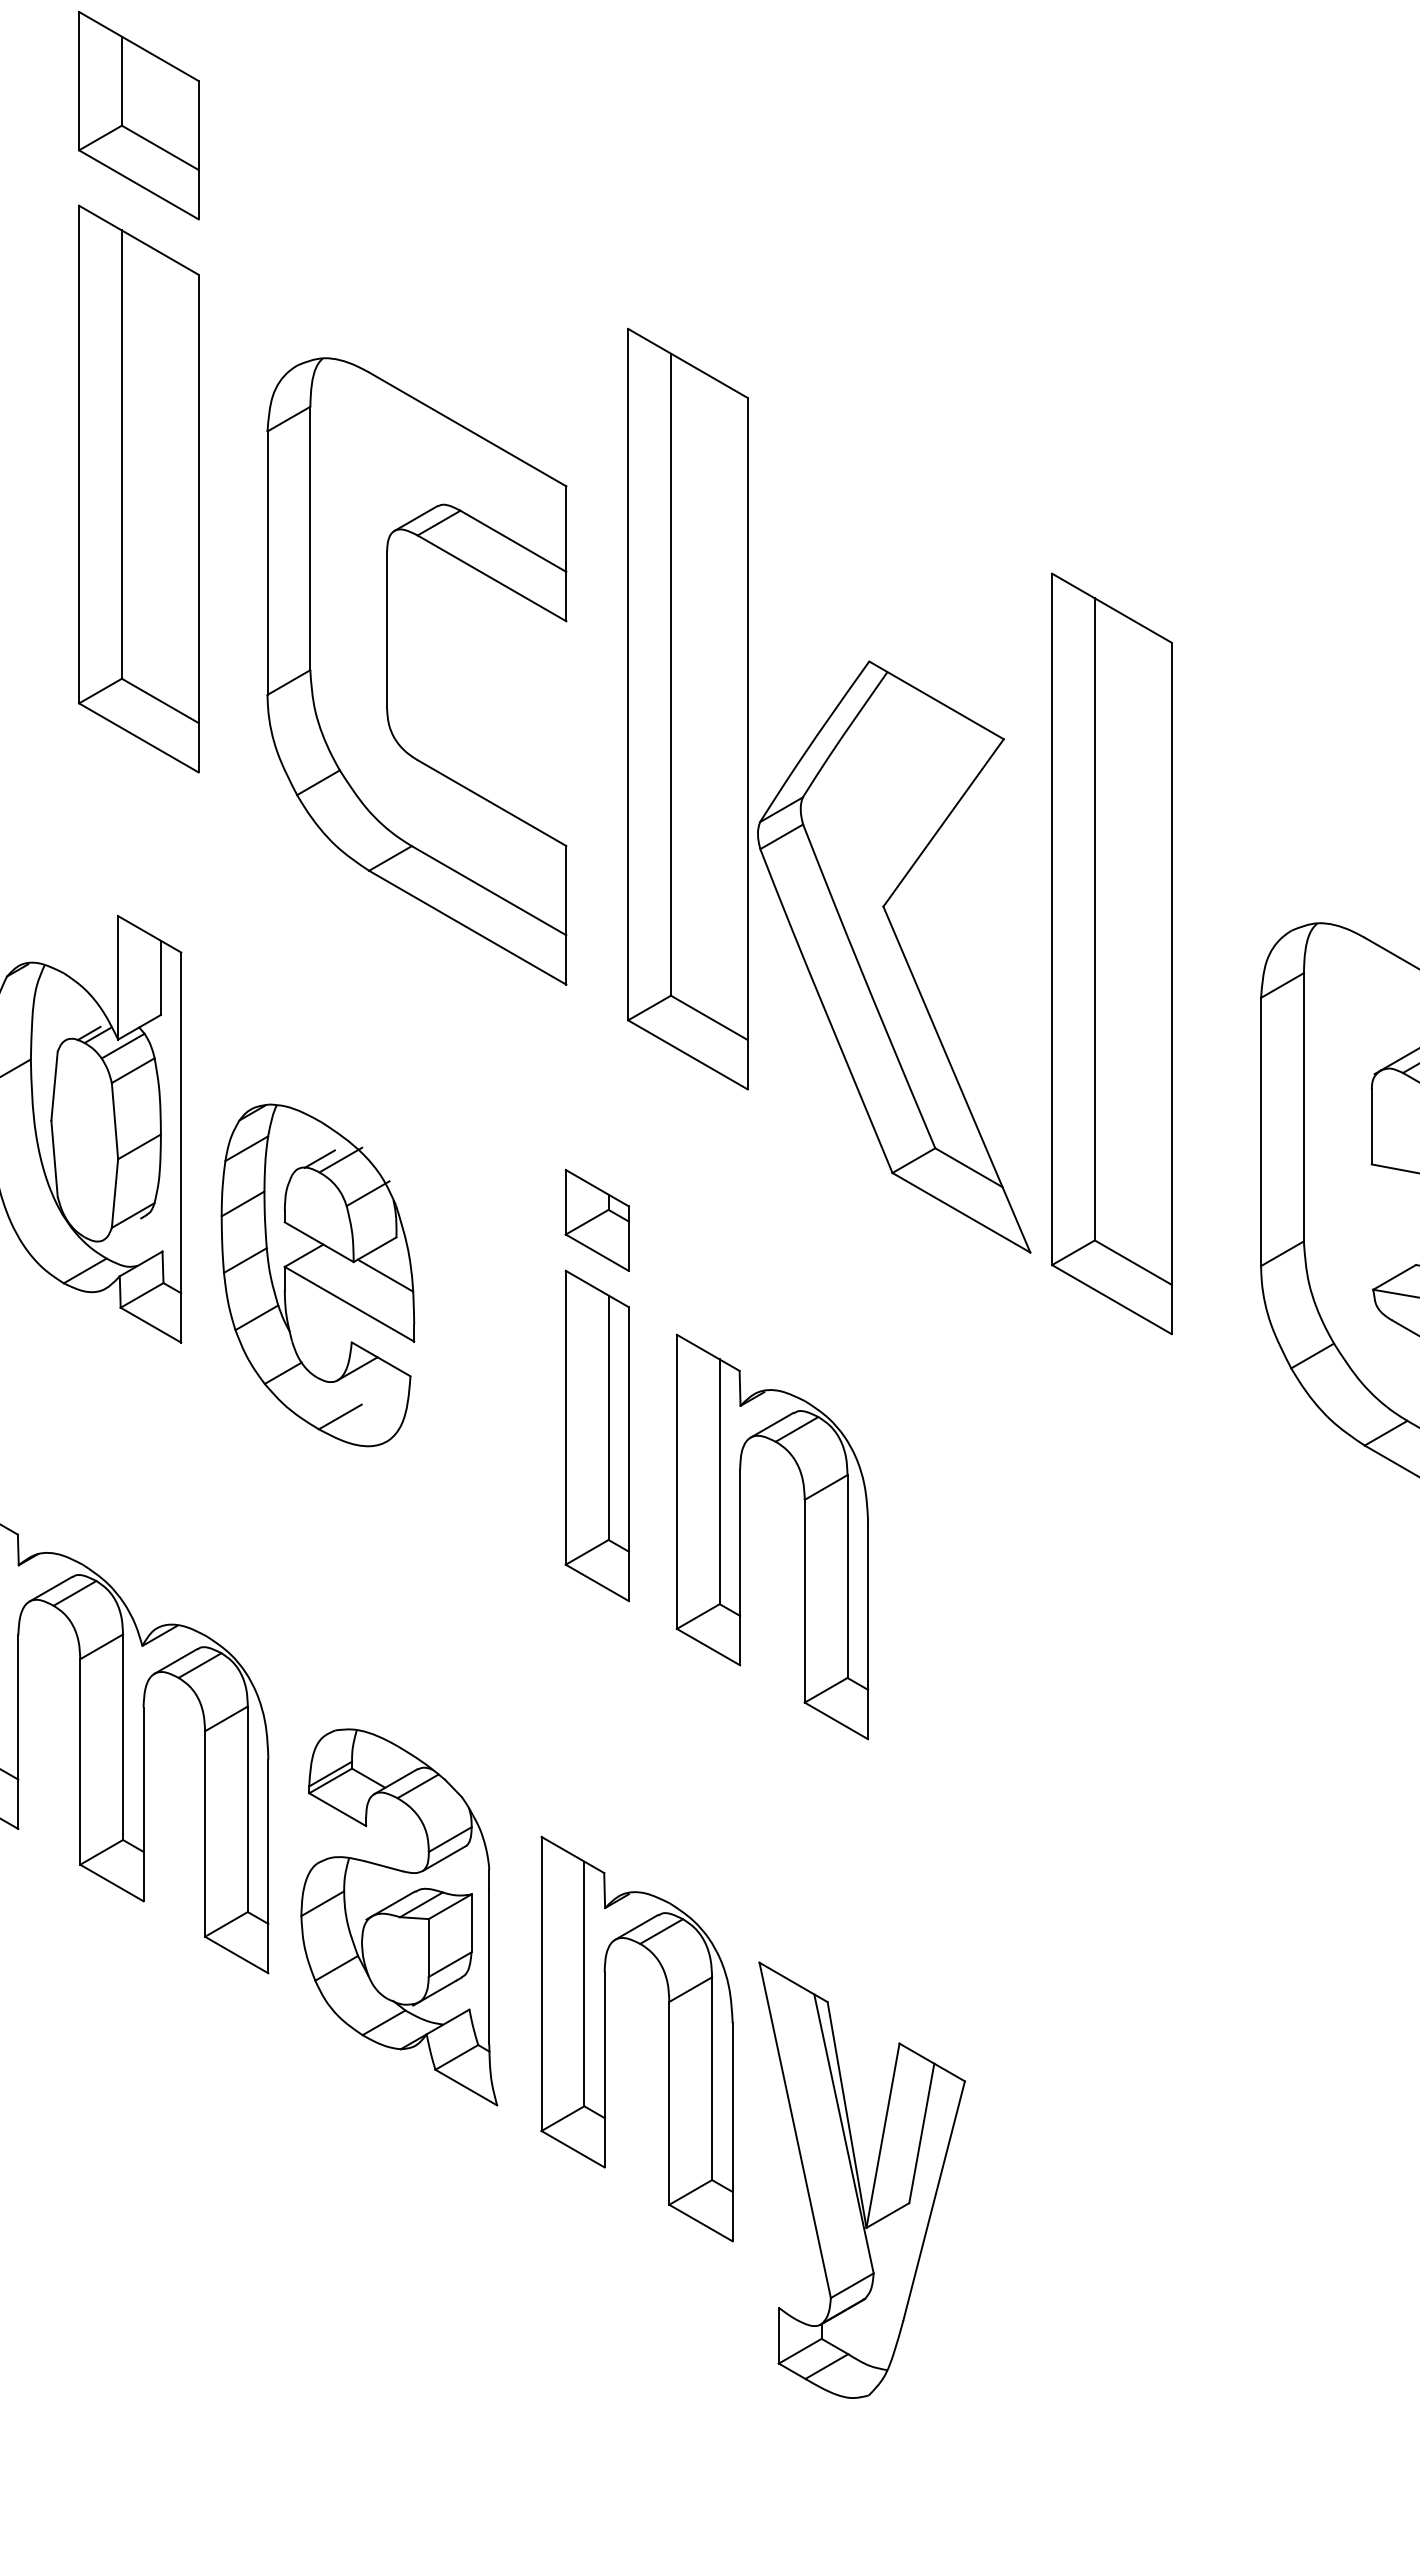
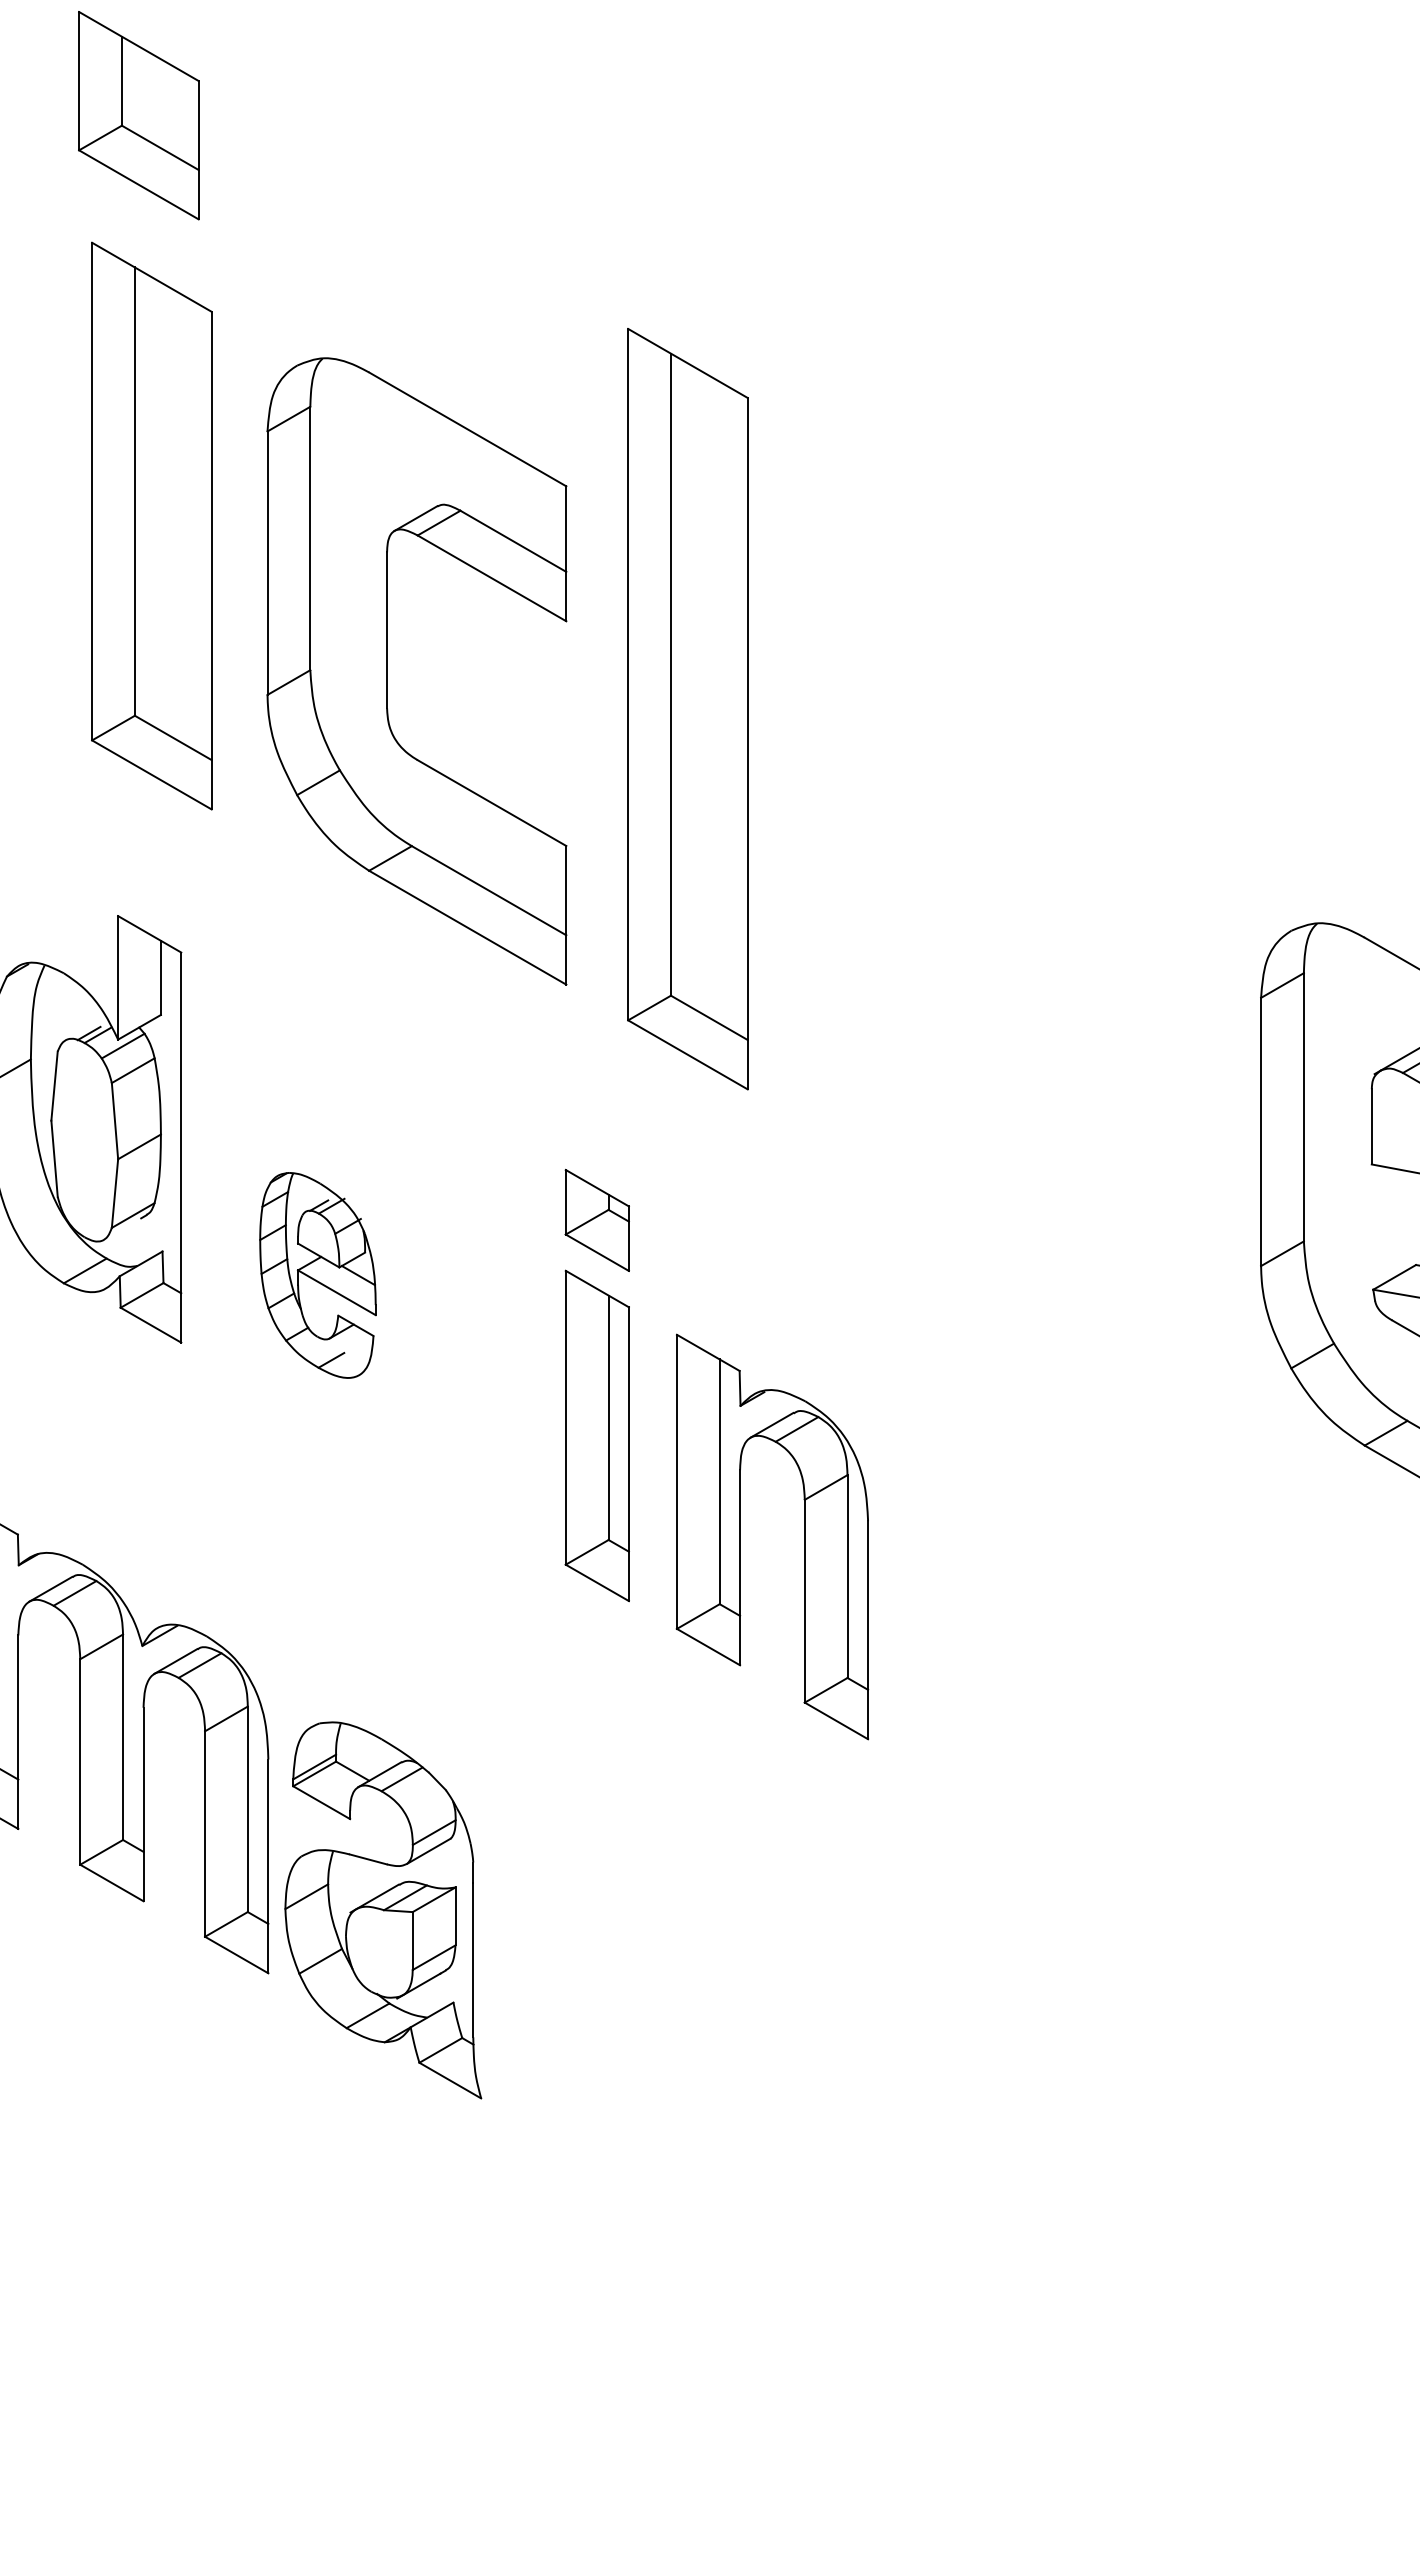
part position: (138, 488) -> (151, 525) (151, 525)
part: present -> none (1111, 953)
part: present -> none (894, 956)
part size: 196x345 px -> 118x207 px (317, 1275)
part position: (399, 1917) -> (383, 1910) (383, 1910)
part: present -> none (605, 2038)
part: present -> none (861, 2179)
